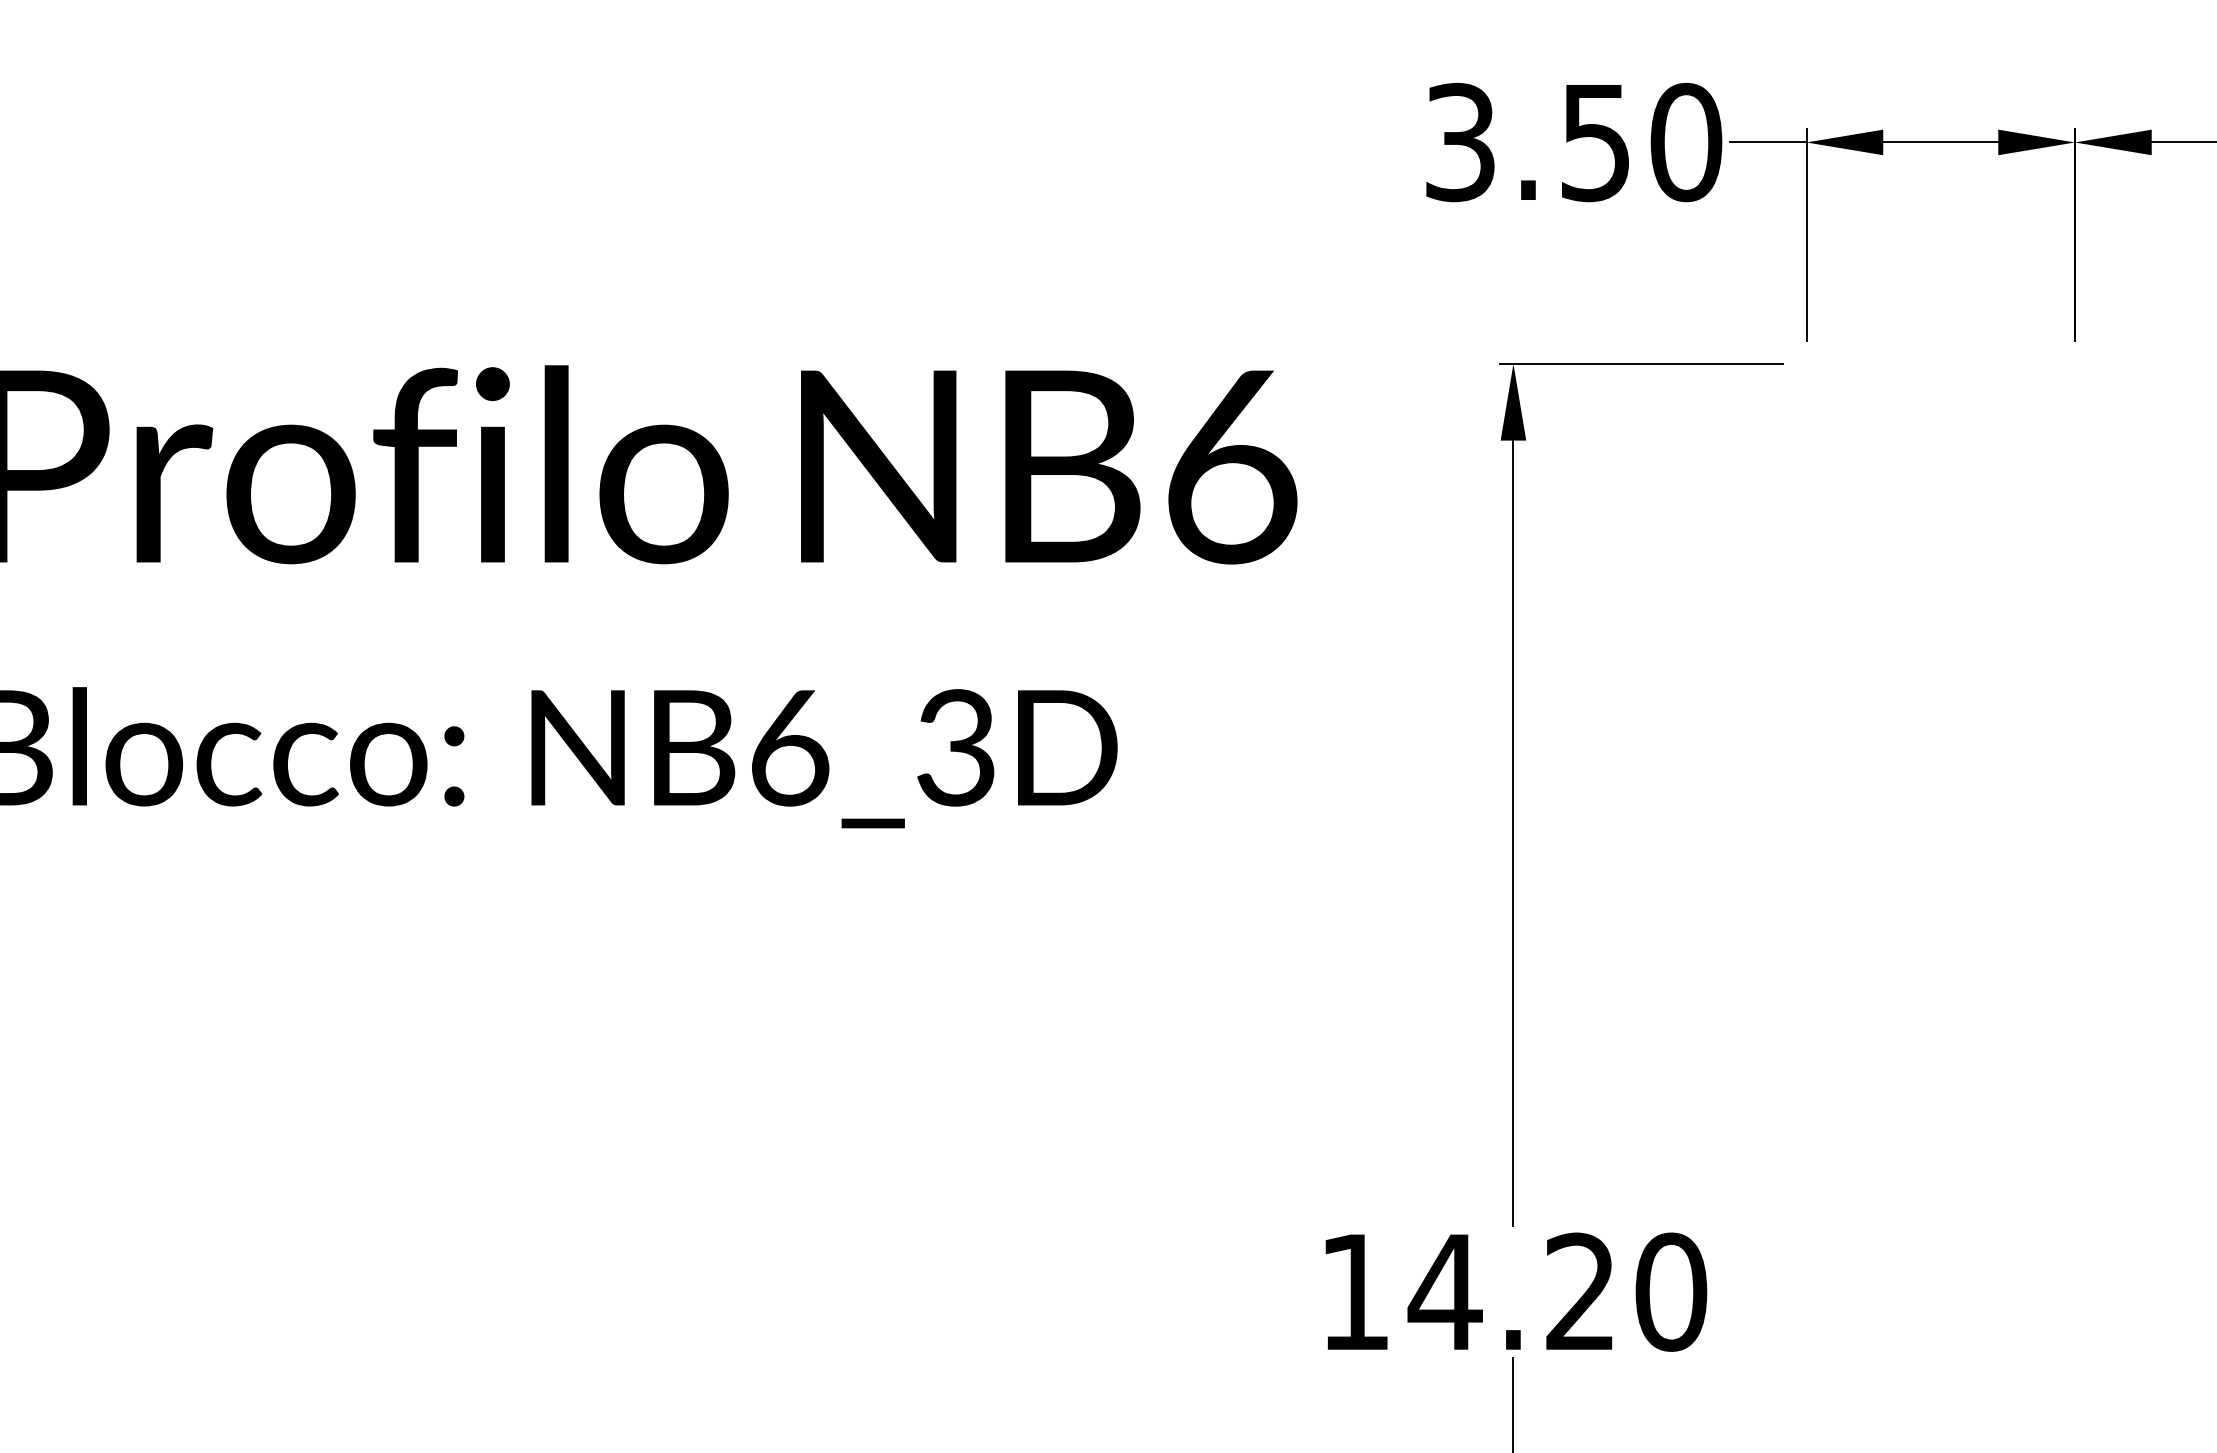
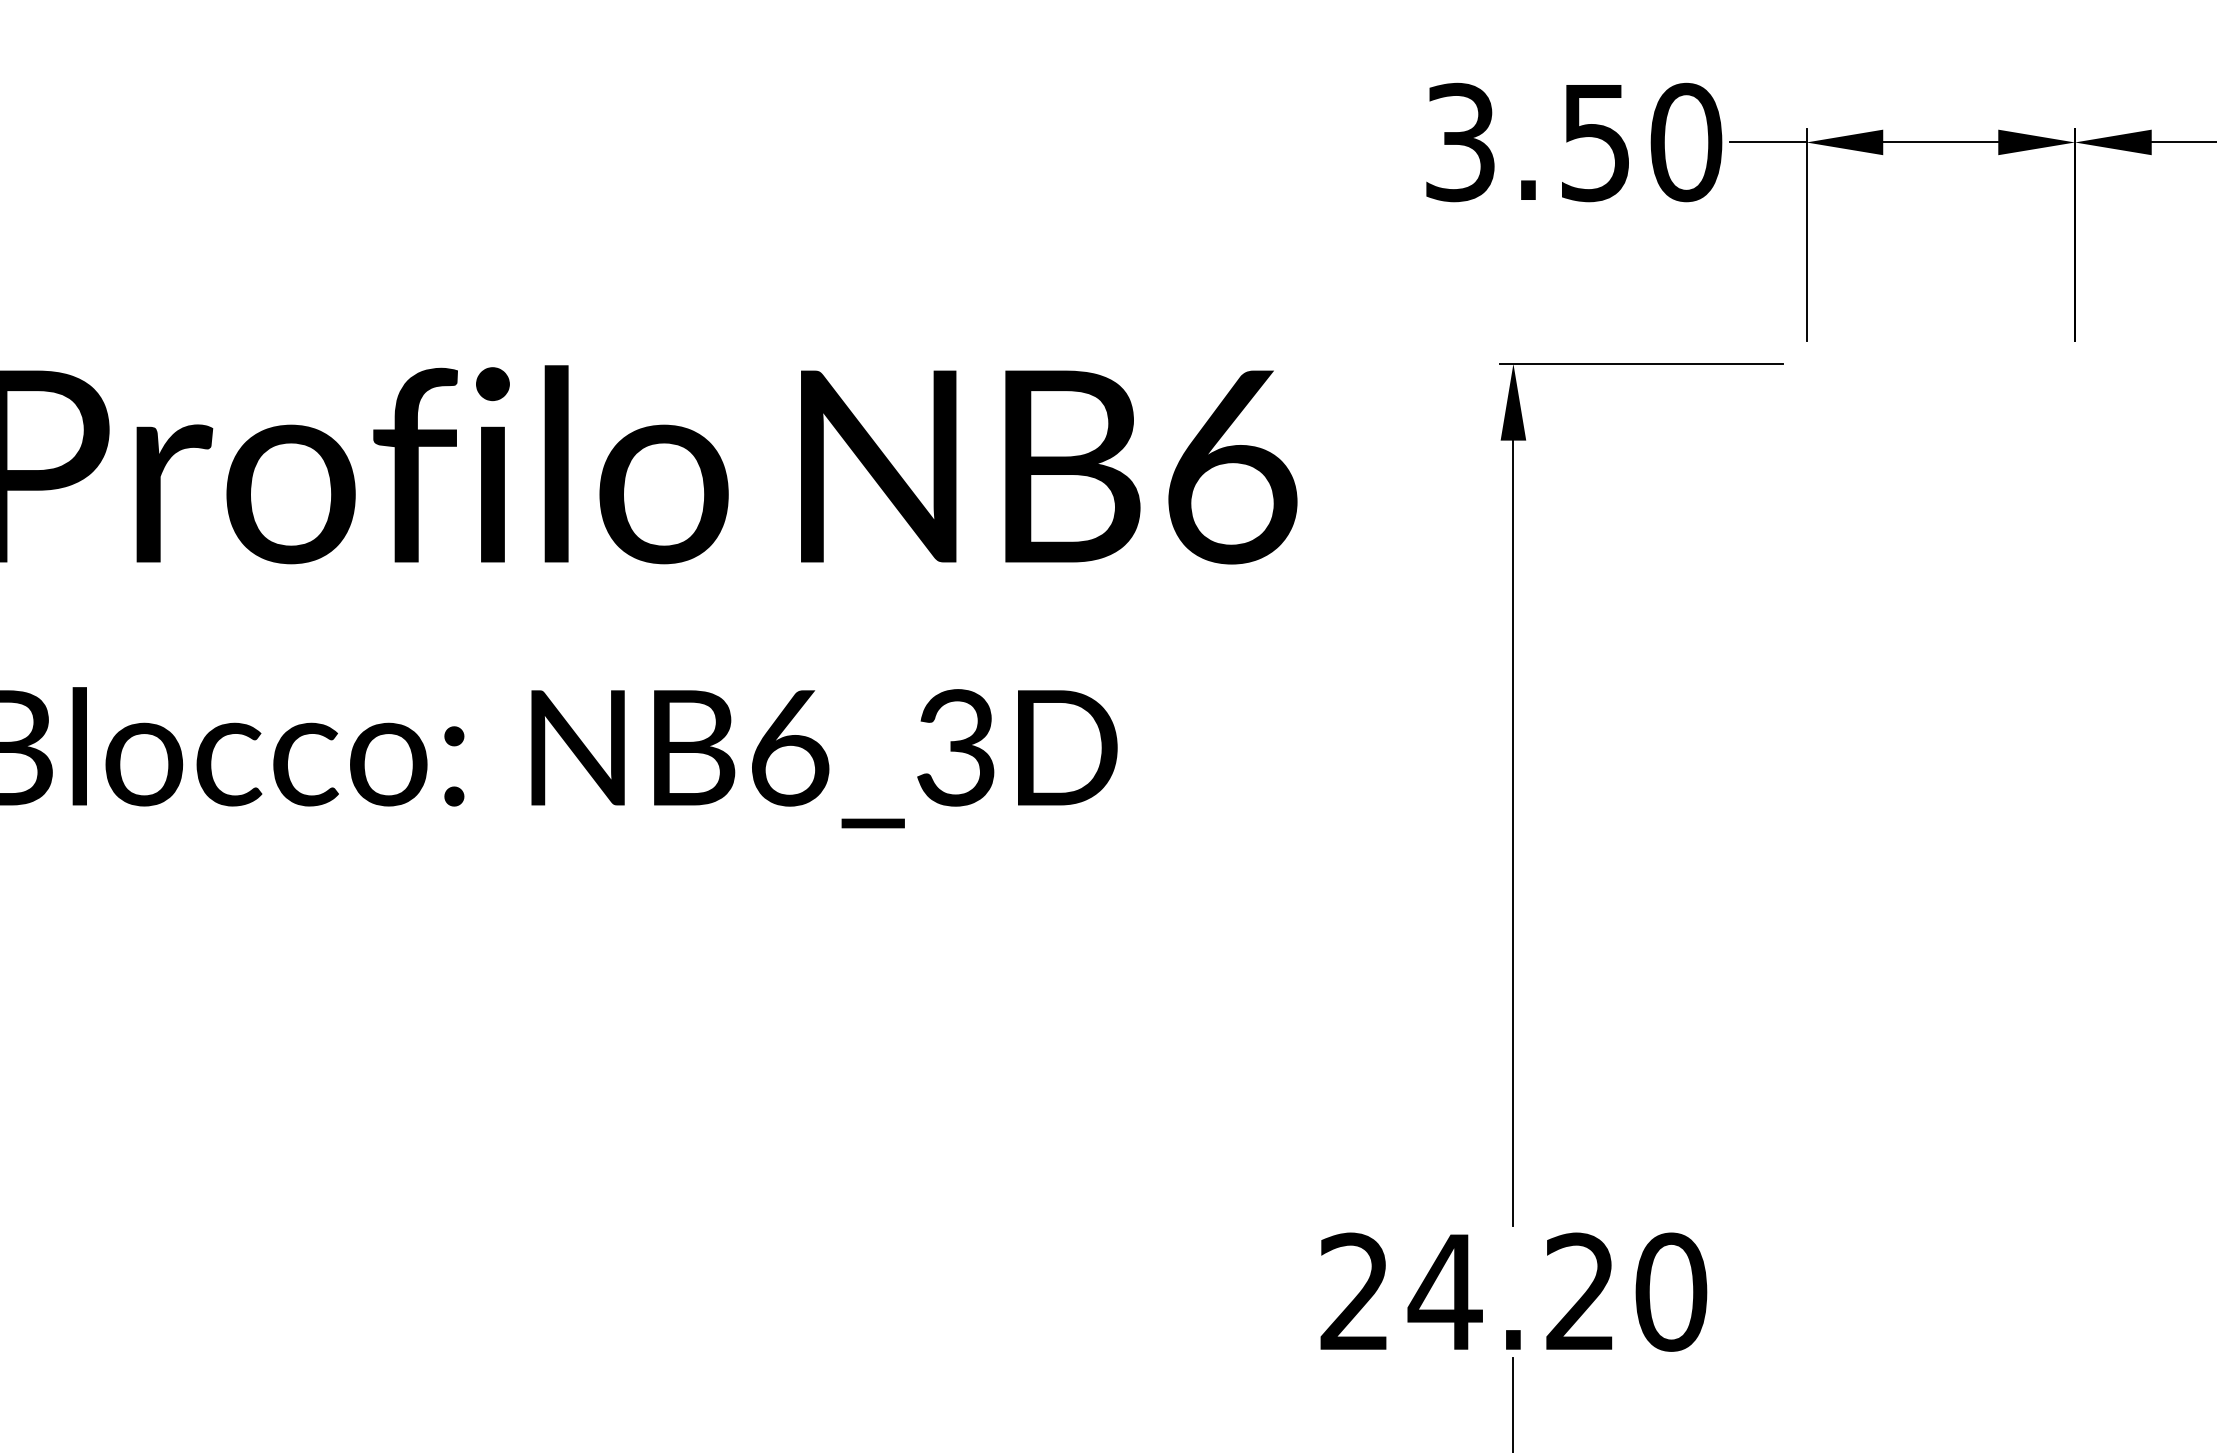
text: 14.20 -> 24.20 (1353, 1290)
